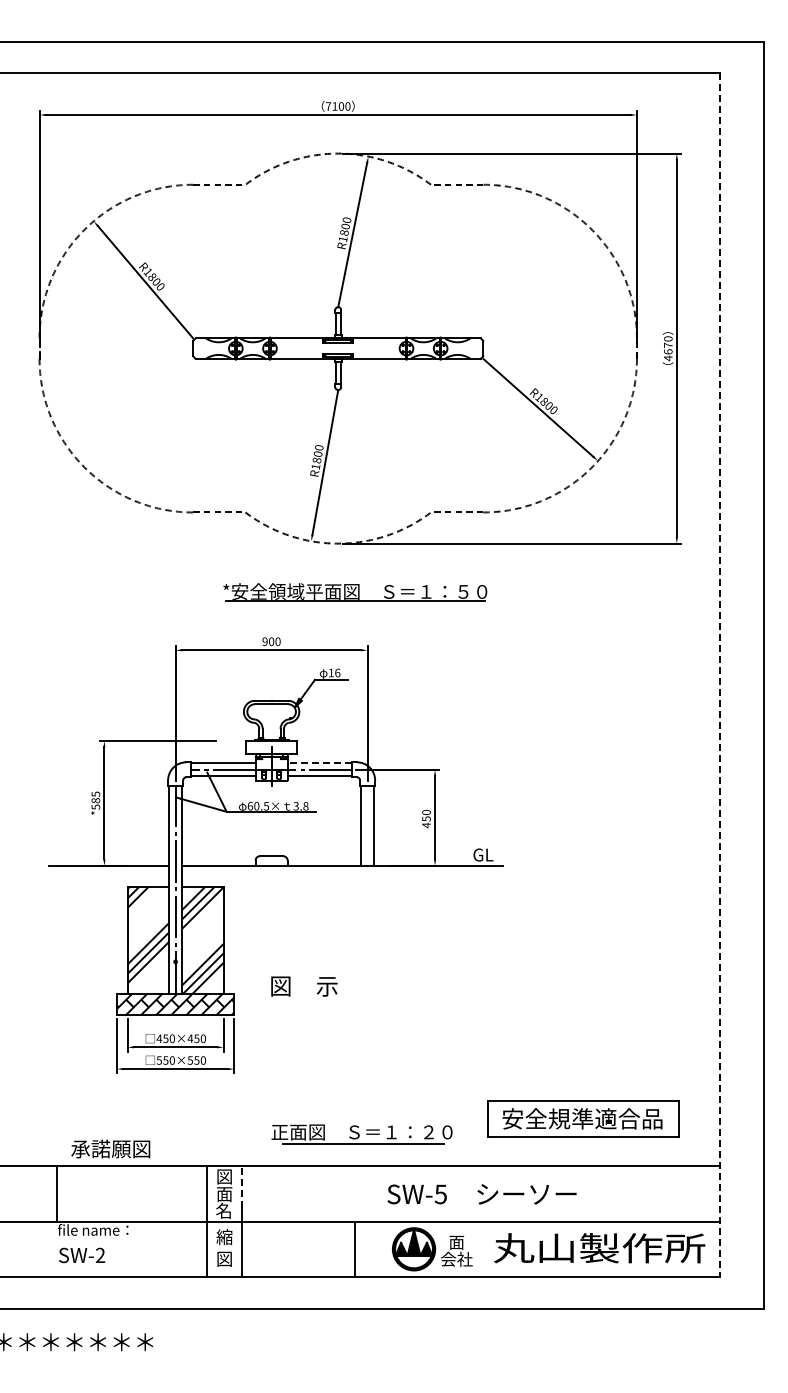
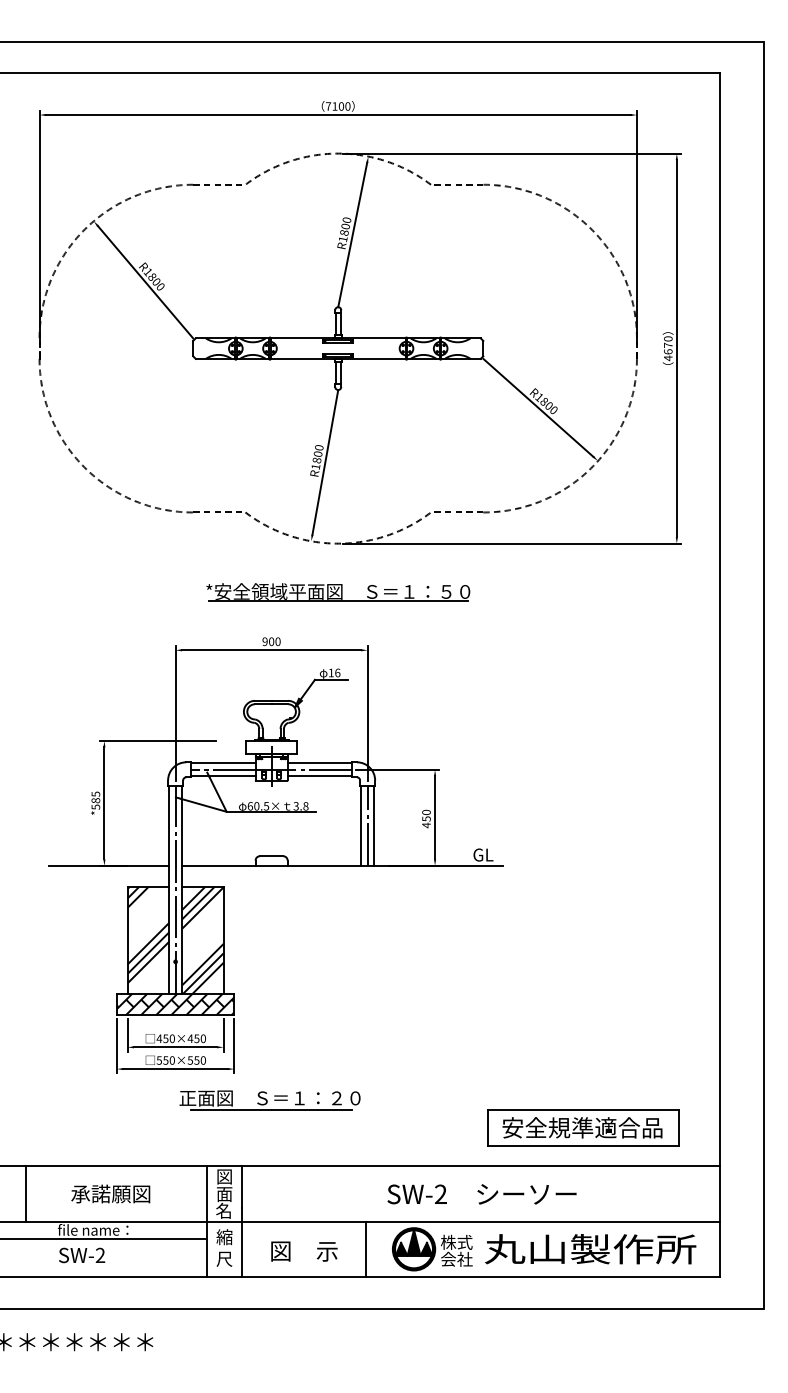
part position: (355, 592) -> (338, 592) (338, 592)
line: dashed -> solid (719, 675)
line: dashed -> solid (319, 763)
line: none -> present (367, 825)
text position: (304, 986) -> (304, 1251) (304, 1251)
part position: (583, 1118) -> (583, 1127) (583, 1127)
part position: (361, 1134) -> (269, 1100) (269, 1100)
text position: (110, 1148) -> (110, 1193) (110, 1193)
line: dashed -> solid (241, 1187)
line position: (57, 1193) -> (26, 1193) (26, 1193)
text: SW-5 -> SW-2 (440, 1194)
line: none -> present (104, 1238)
text: 面 -> 株式 (456, 1241)
text position: (599, 1248) -> (590, 1249) (590, 1249)
line position: (355, 1249) -> (366, 1249) (366, 1249)
text: 図 -> 尺 (224, 1258)
